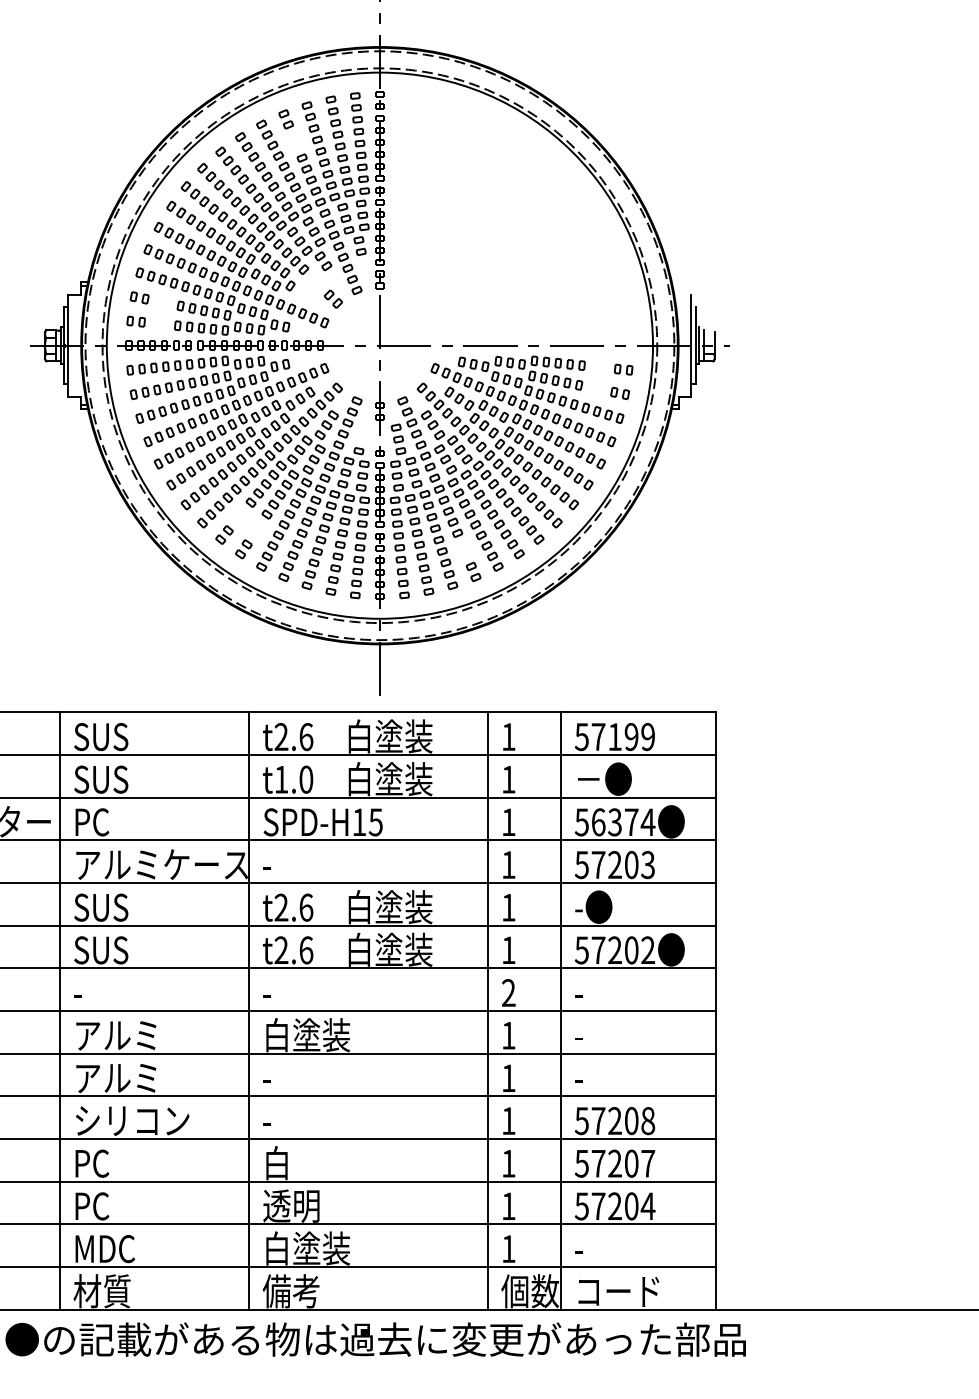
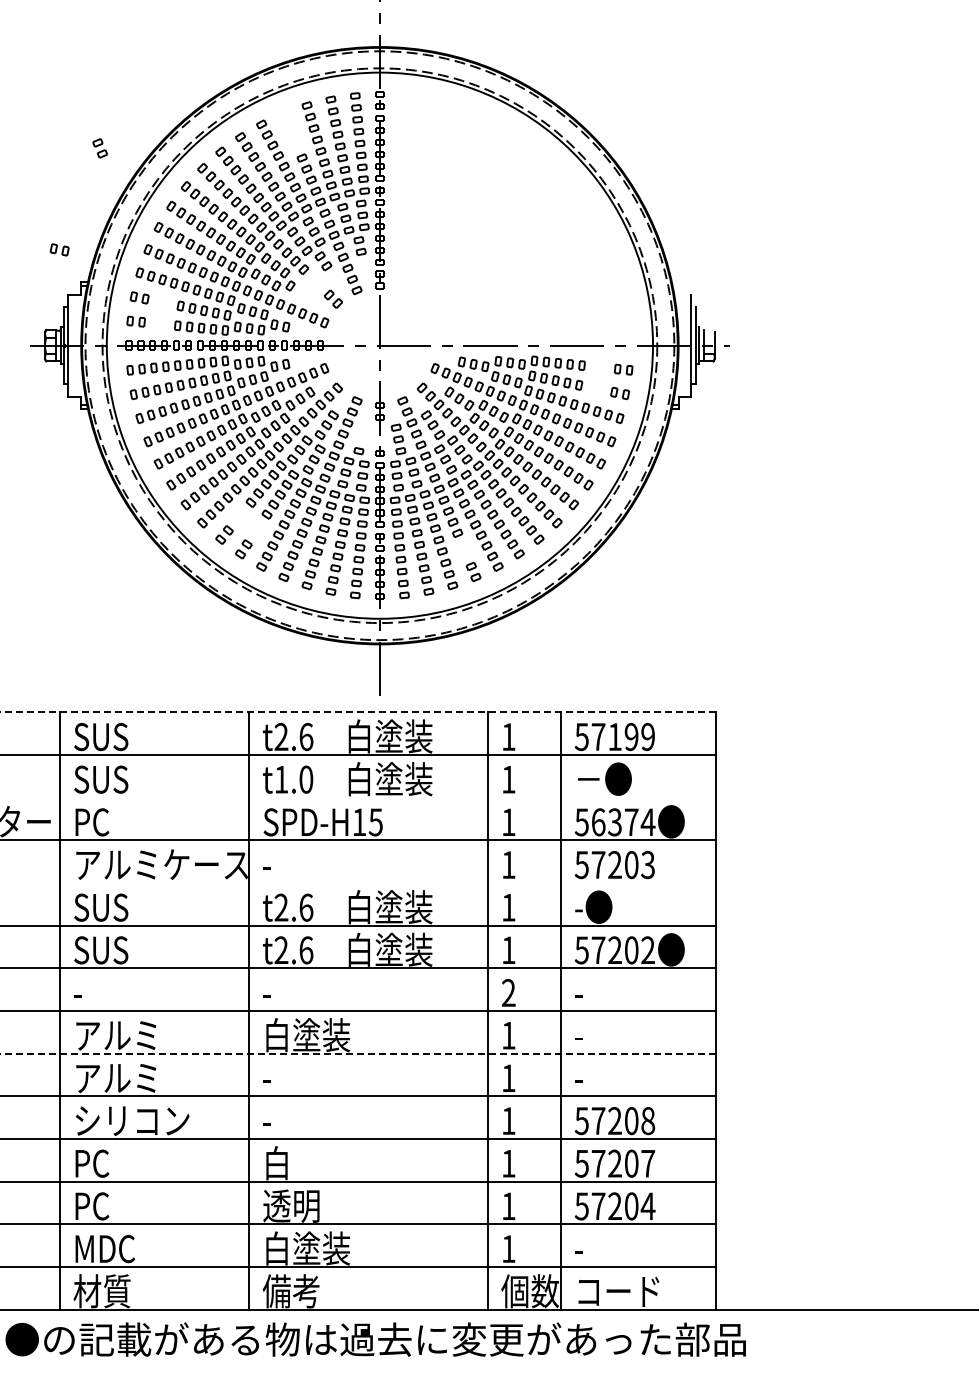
part position: (285, 119) -> (99, 148) (99, 148)
part: none -> present (59, 249)
line: solid -> dashed (358, 712)
line: present -> none (359, 797)
line: present -> none (359, 882)
line: solid -> dashed (358, 1053)
